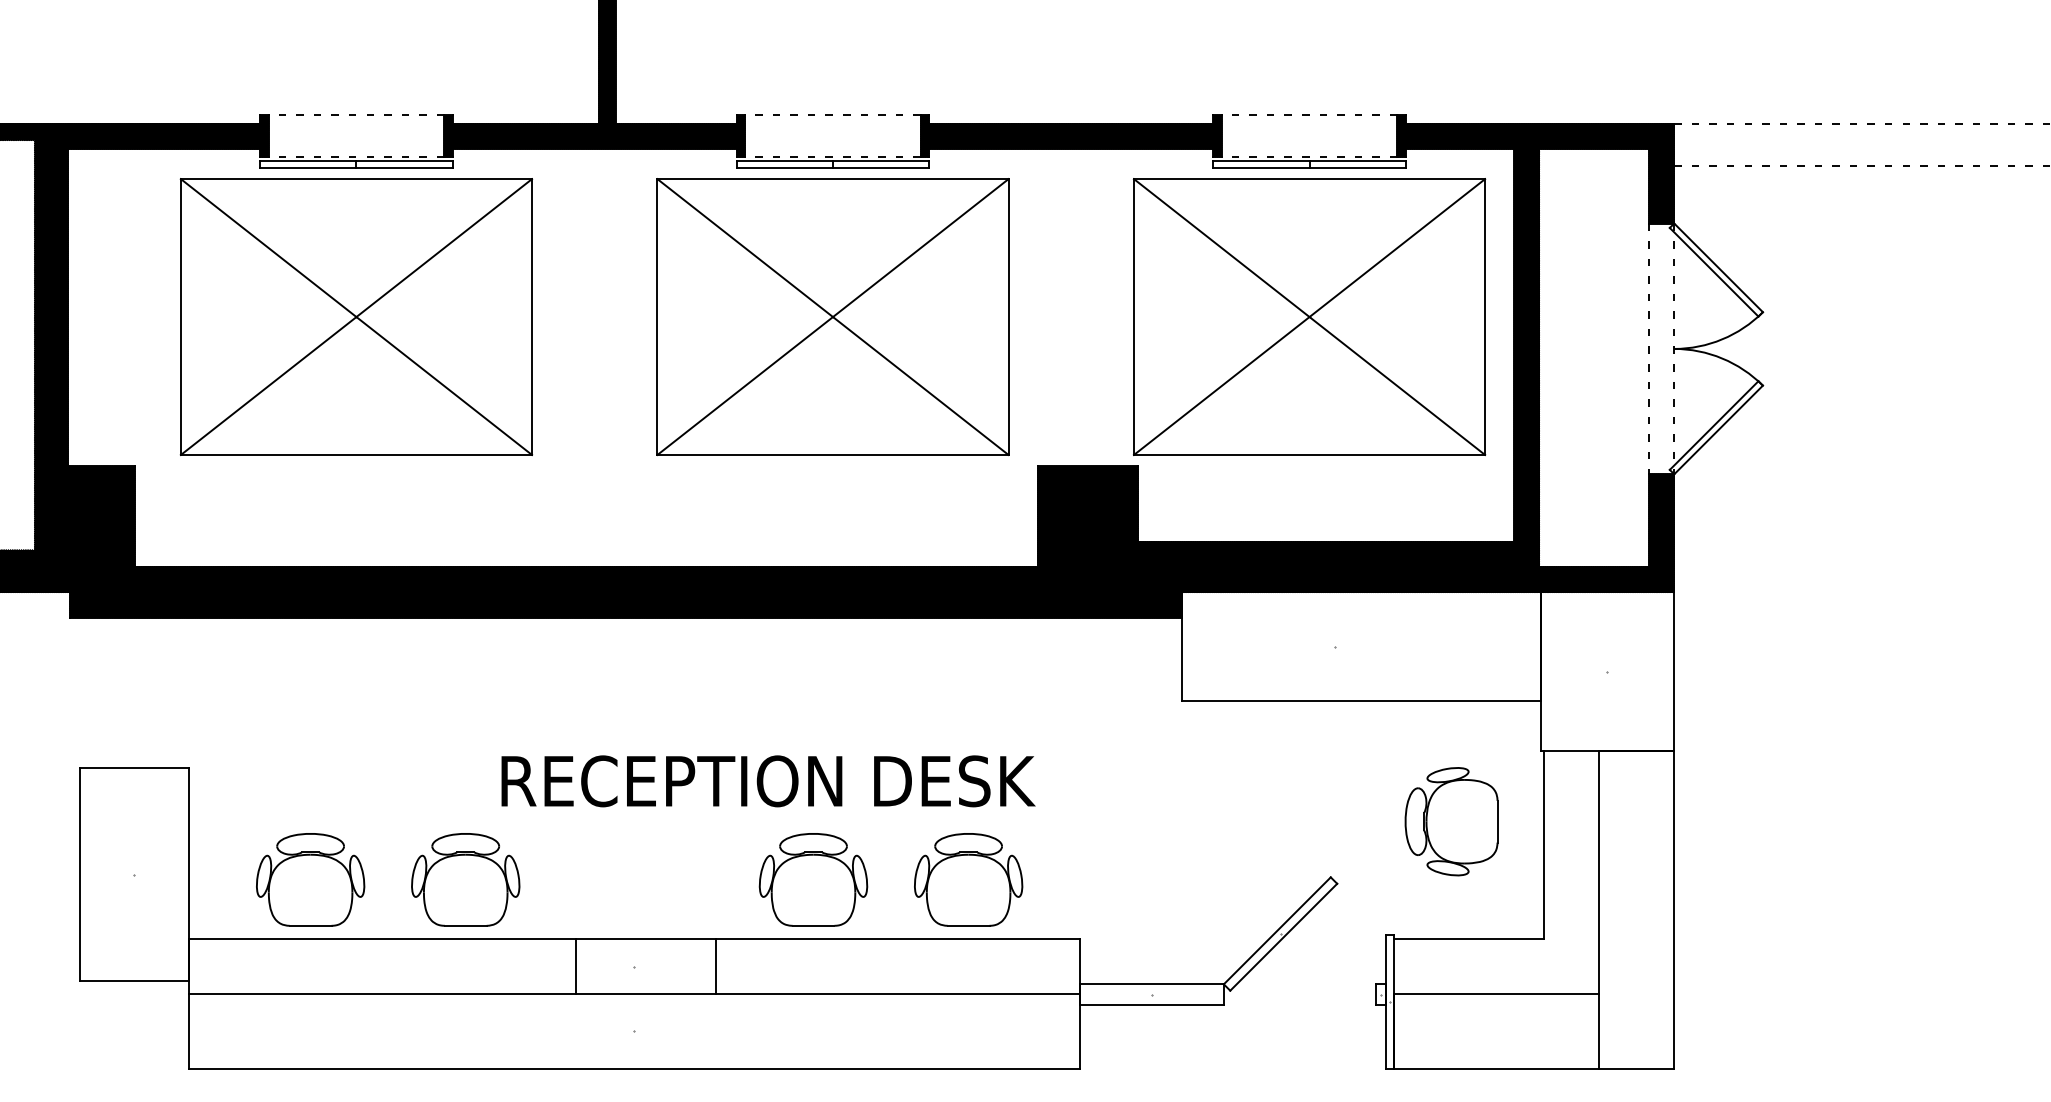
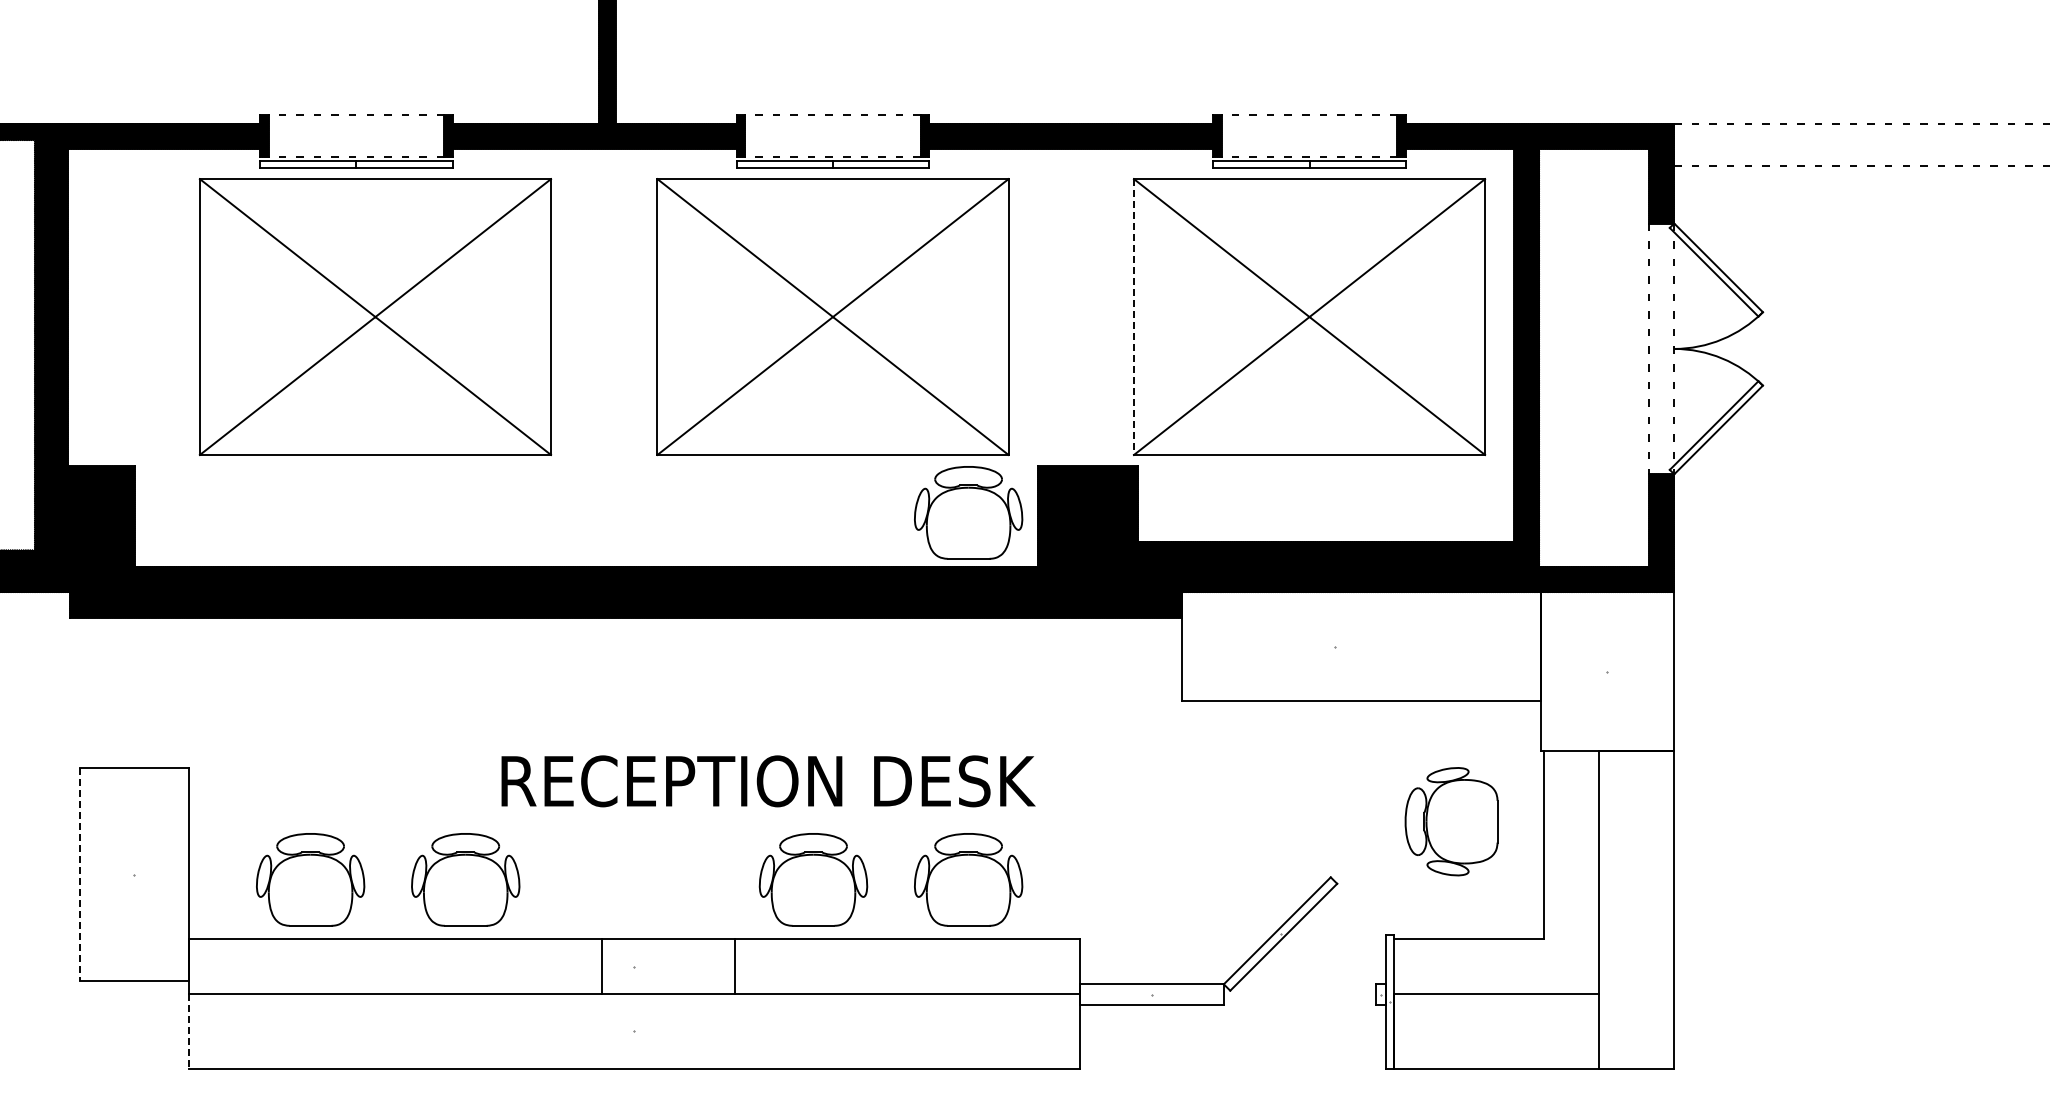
part position: (356, 316) -> (375, 316) (375, 316)
line: solid -> dashed (1133, 317)
part: none -> present (968, 512)
line: solid -> dashed (79, 874)
line position: (575, 966) -> (601, 966) (601, 966)
line position: (715, 966) -> (734, 966) (734, 966)
line: solid -> dashed (189, 1031)
